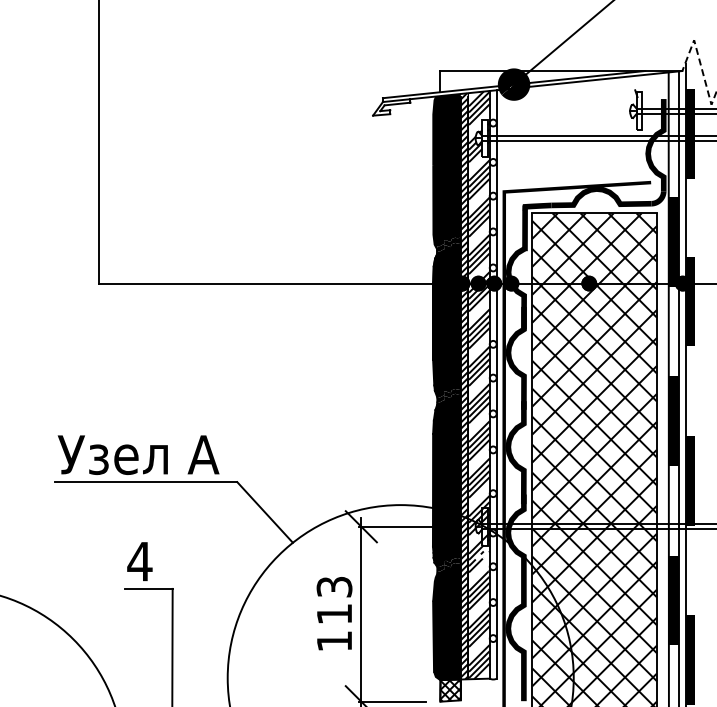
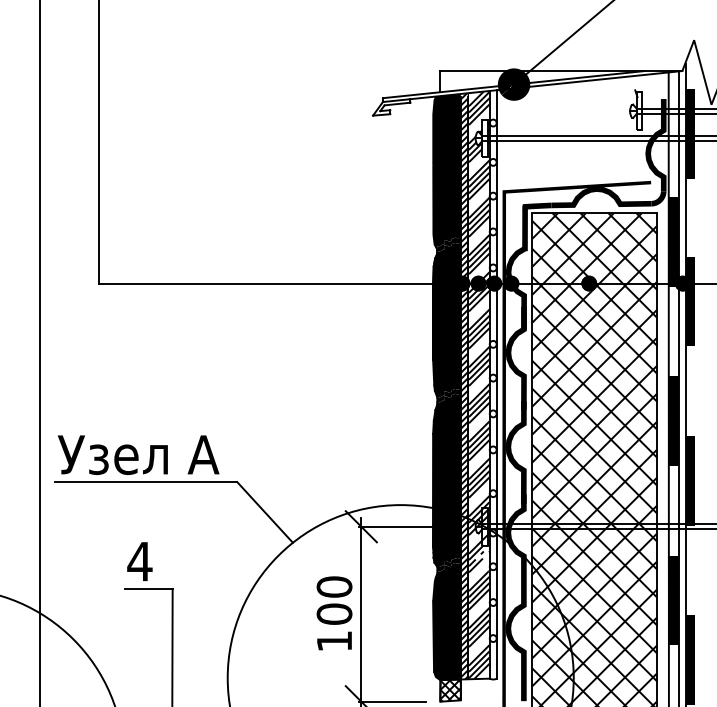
line: dashed -> solid (700, 63)
line: none -> present (40, 352)
text: 113 -> 100 (334, 600)
